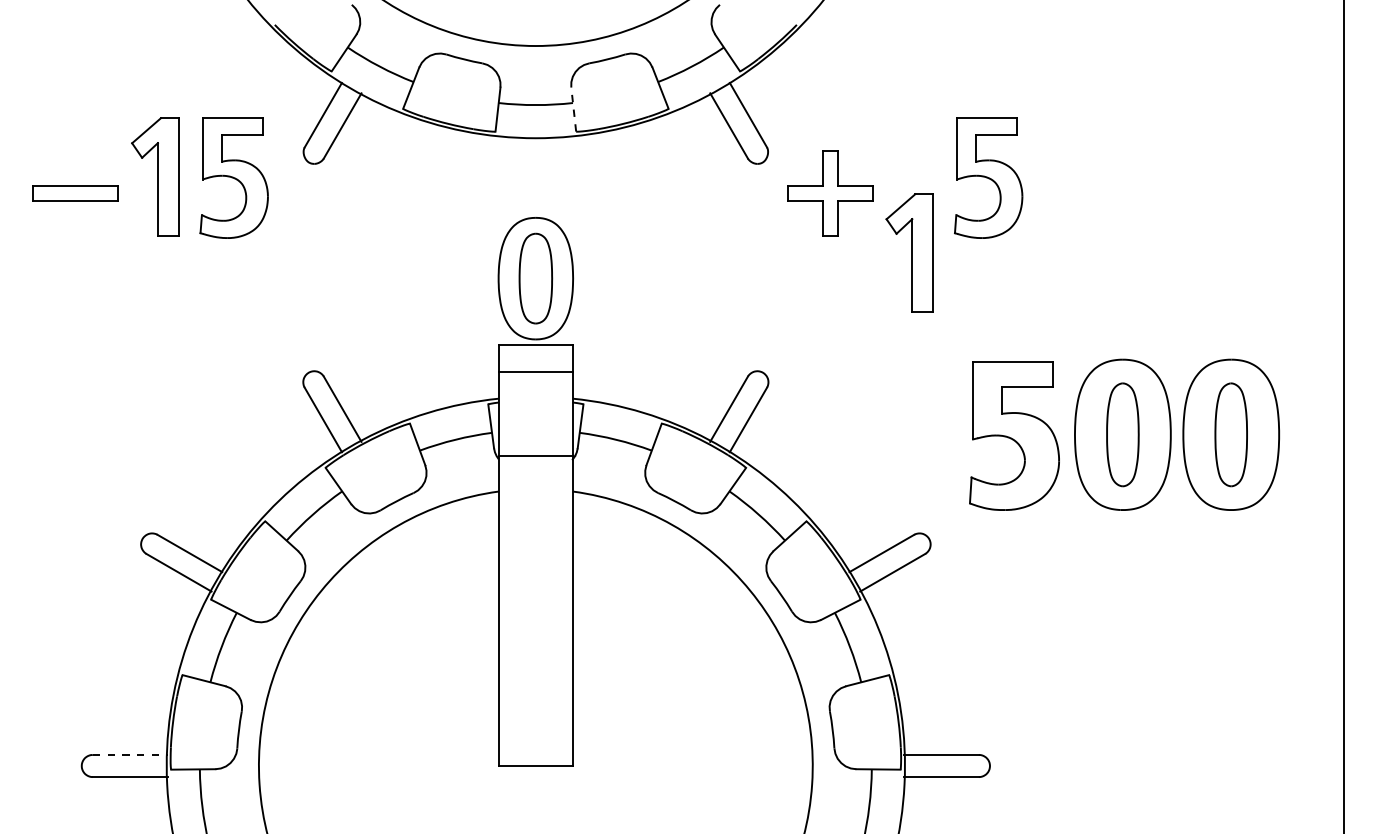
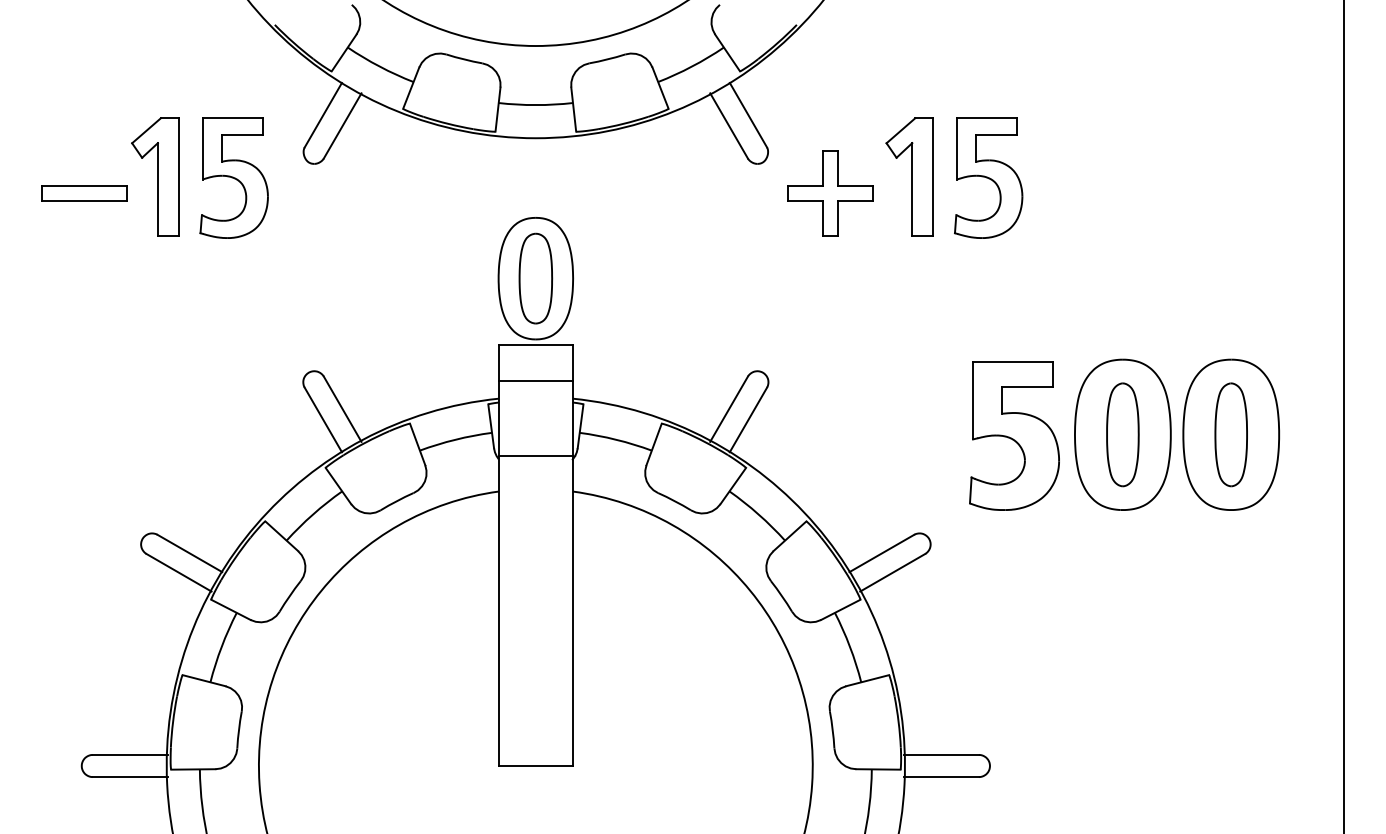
line: dashed -> solid (573, 109)
part position: (75, 193) -> (84, 193) (84, 193)
part position: (909, 252) -> (909, 176) (909, 176)
line position: (535, 372) -> (535, 381) (535, 381)
line: dashed -> solid (130, 754)
